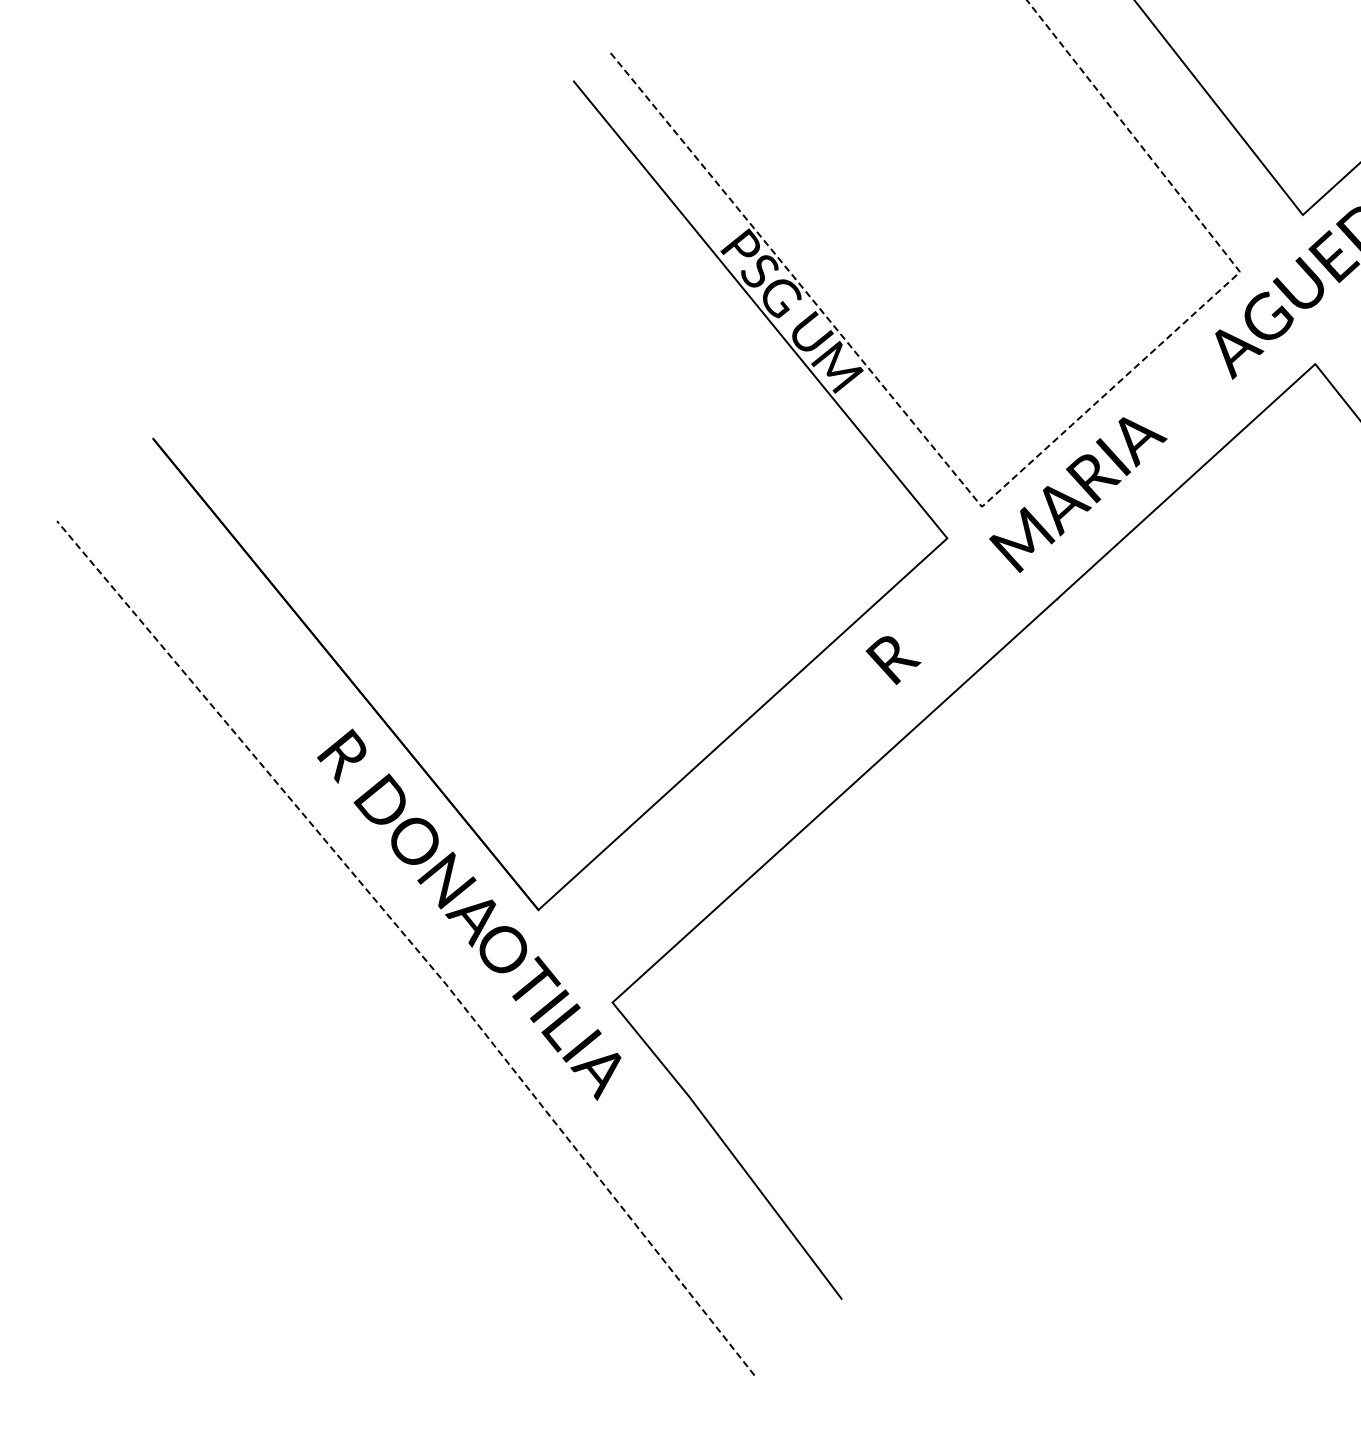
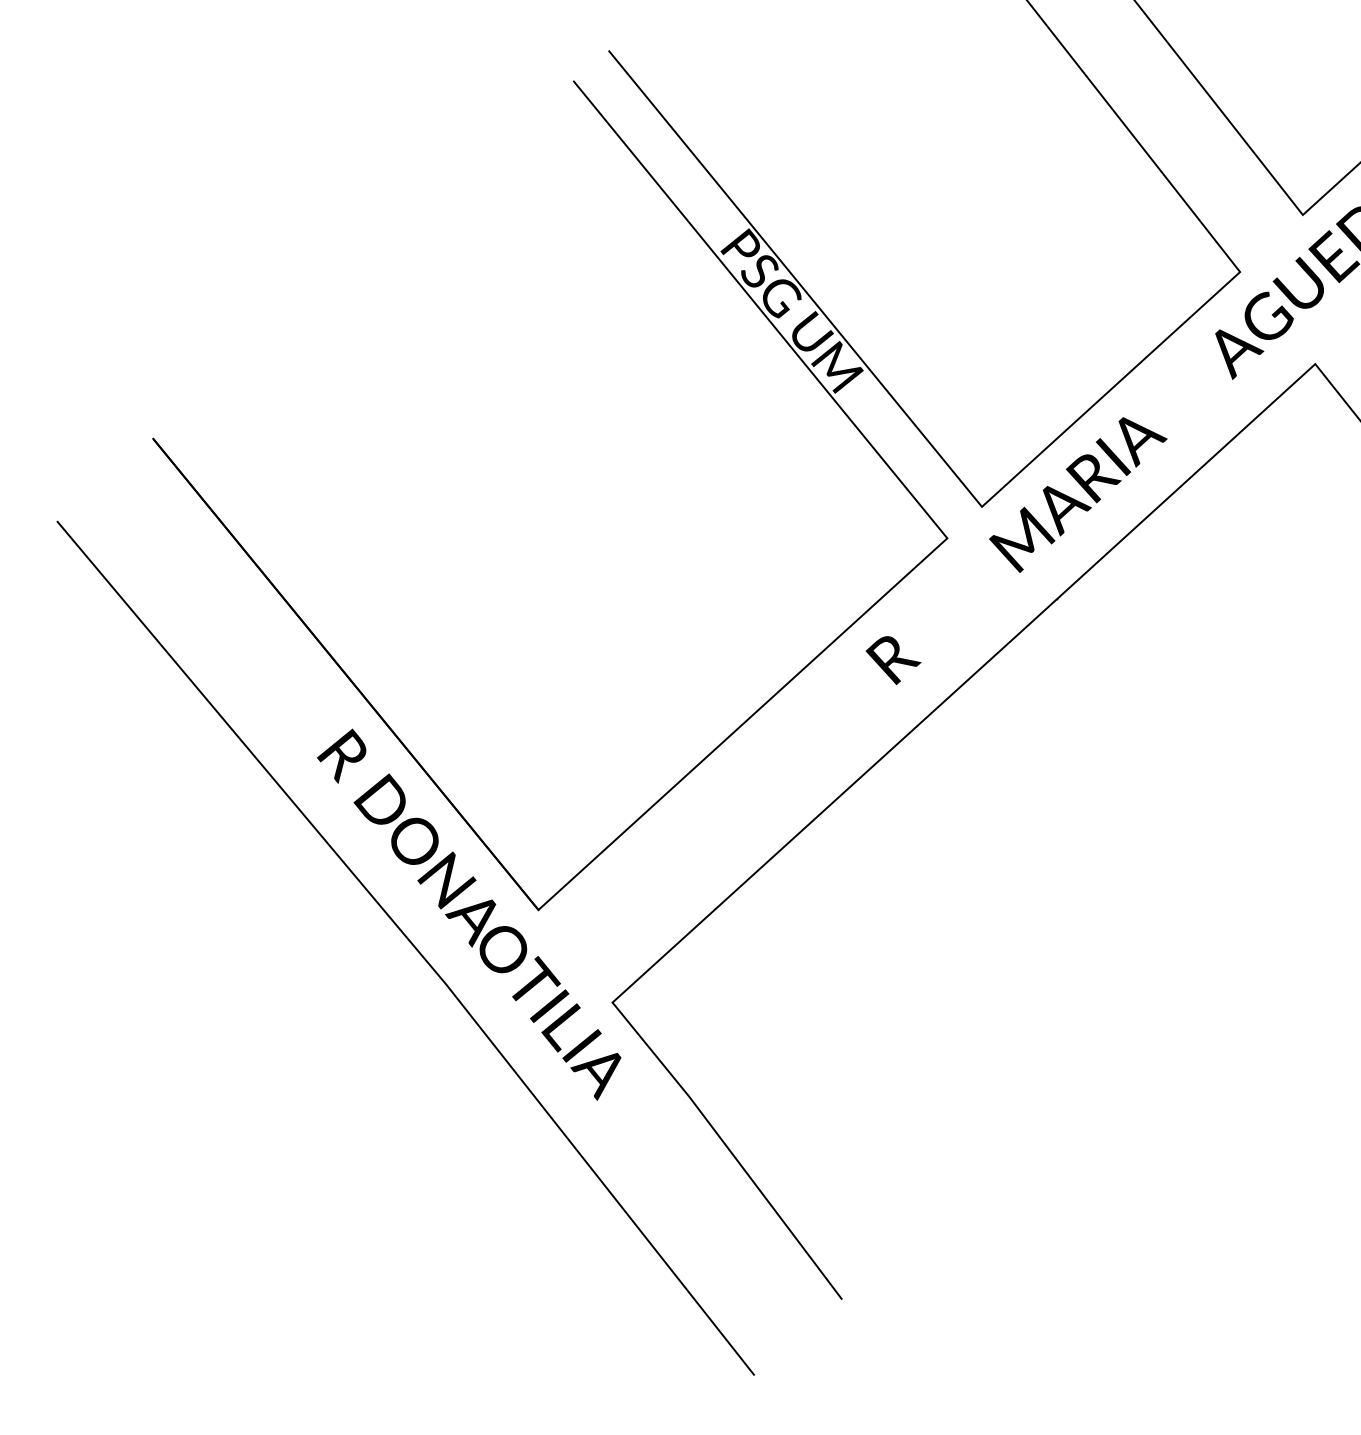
line: dashed -> solid (1020, 471)
line: dashed -> solid (411, 943)
